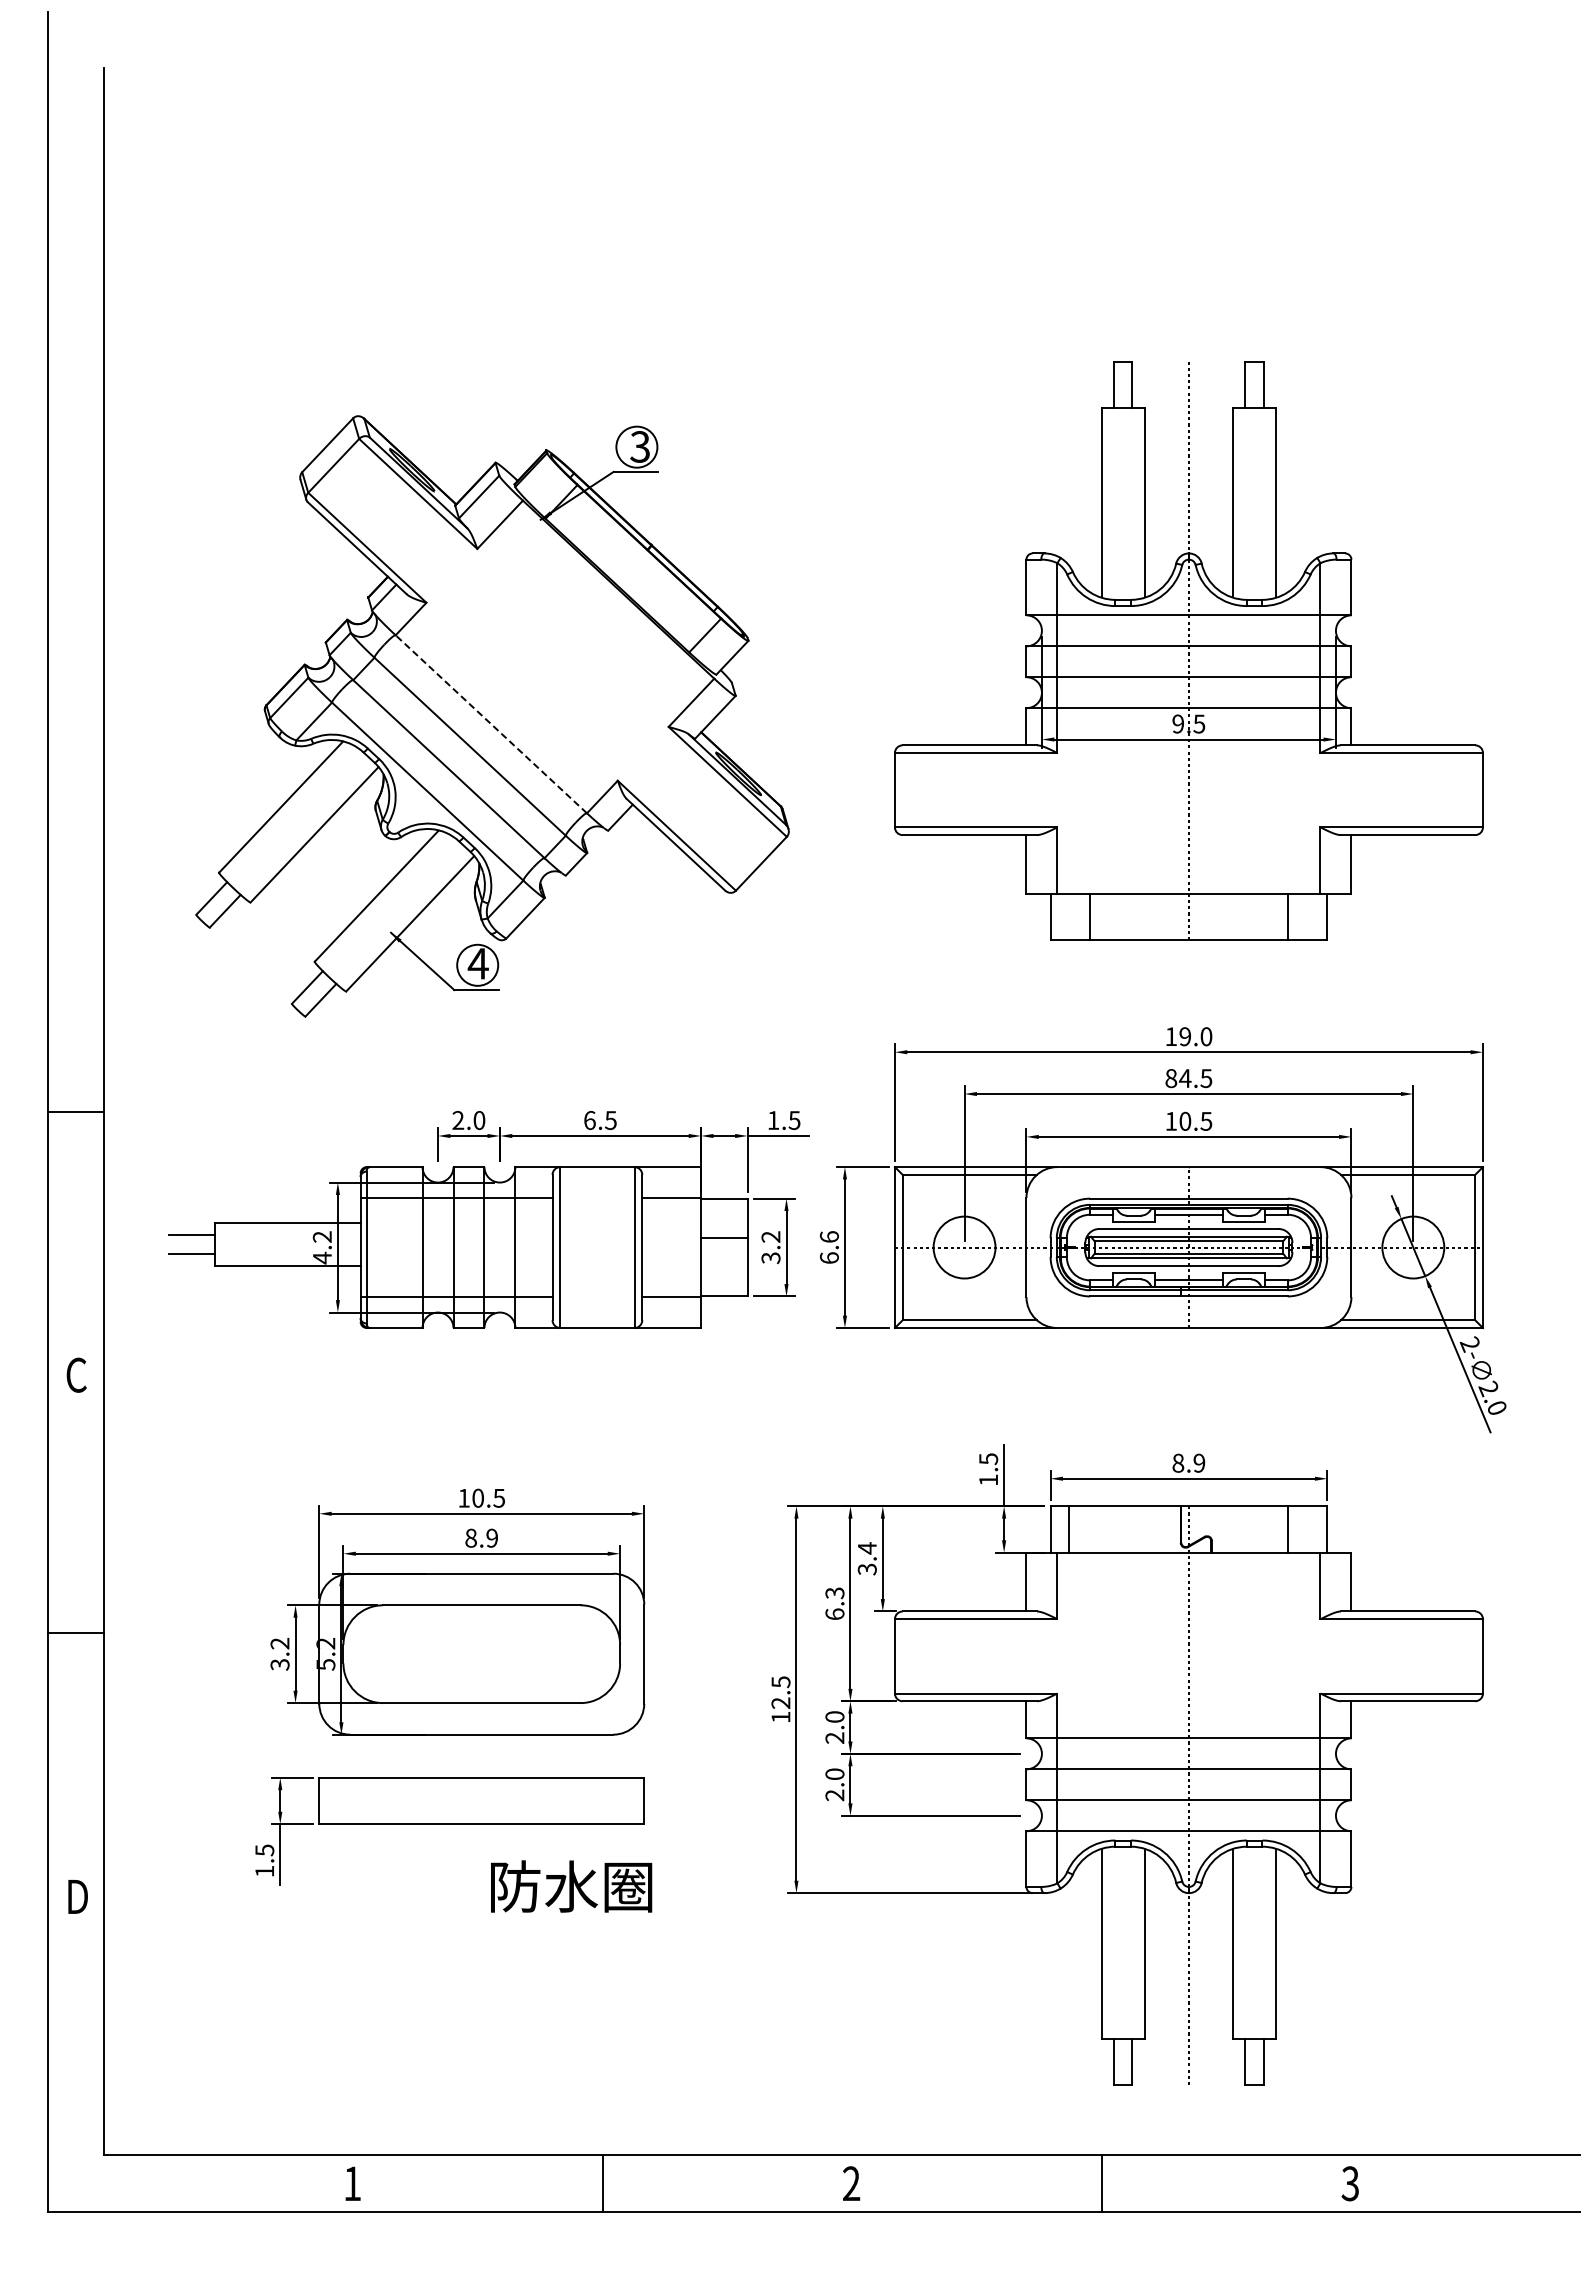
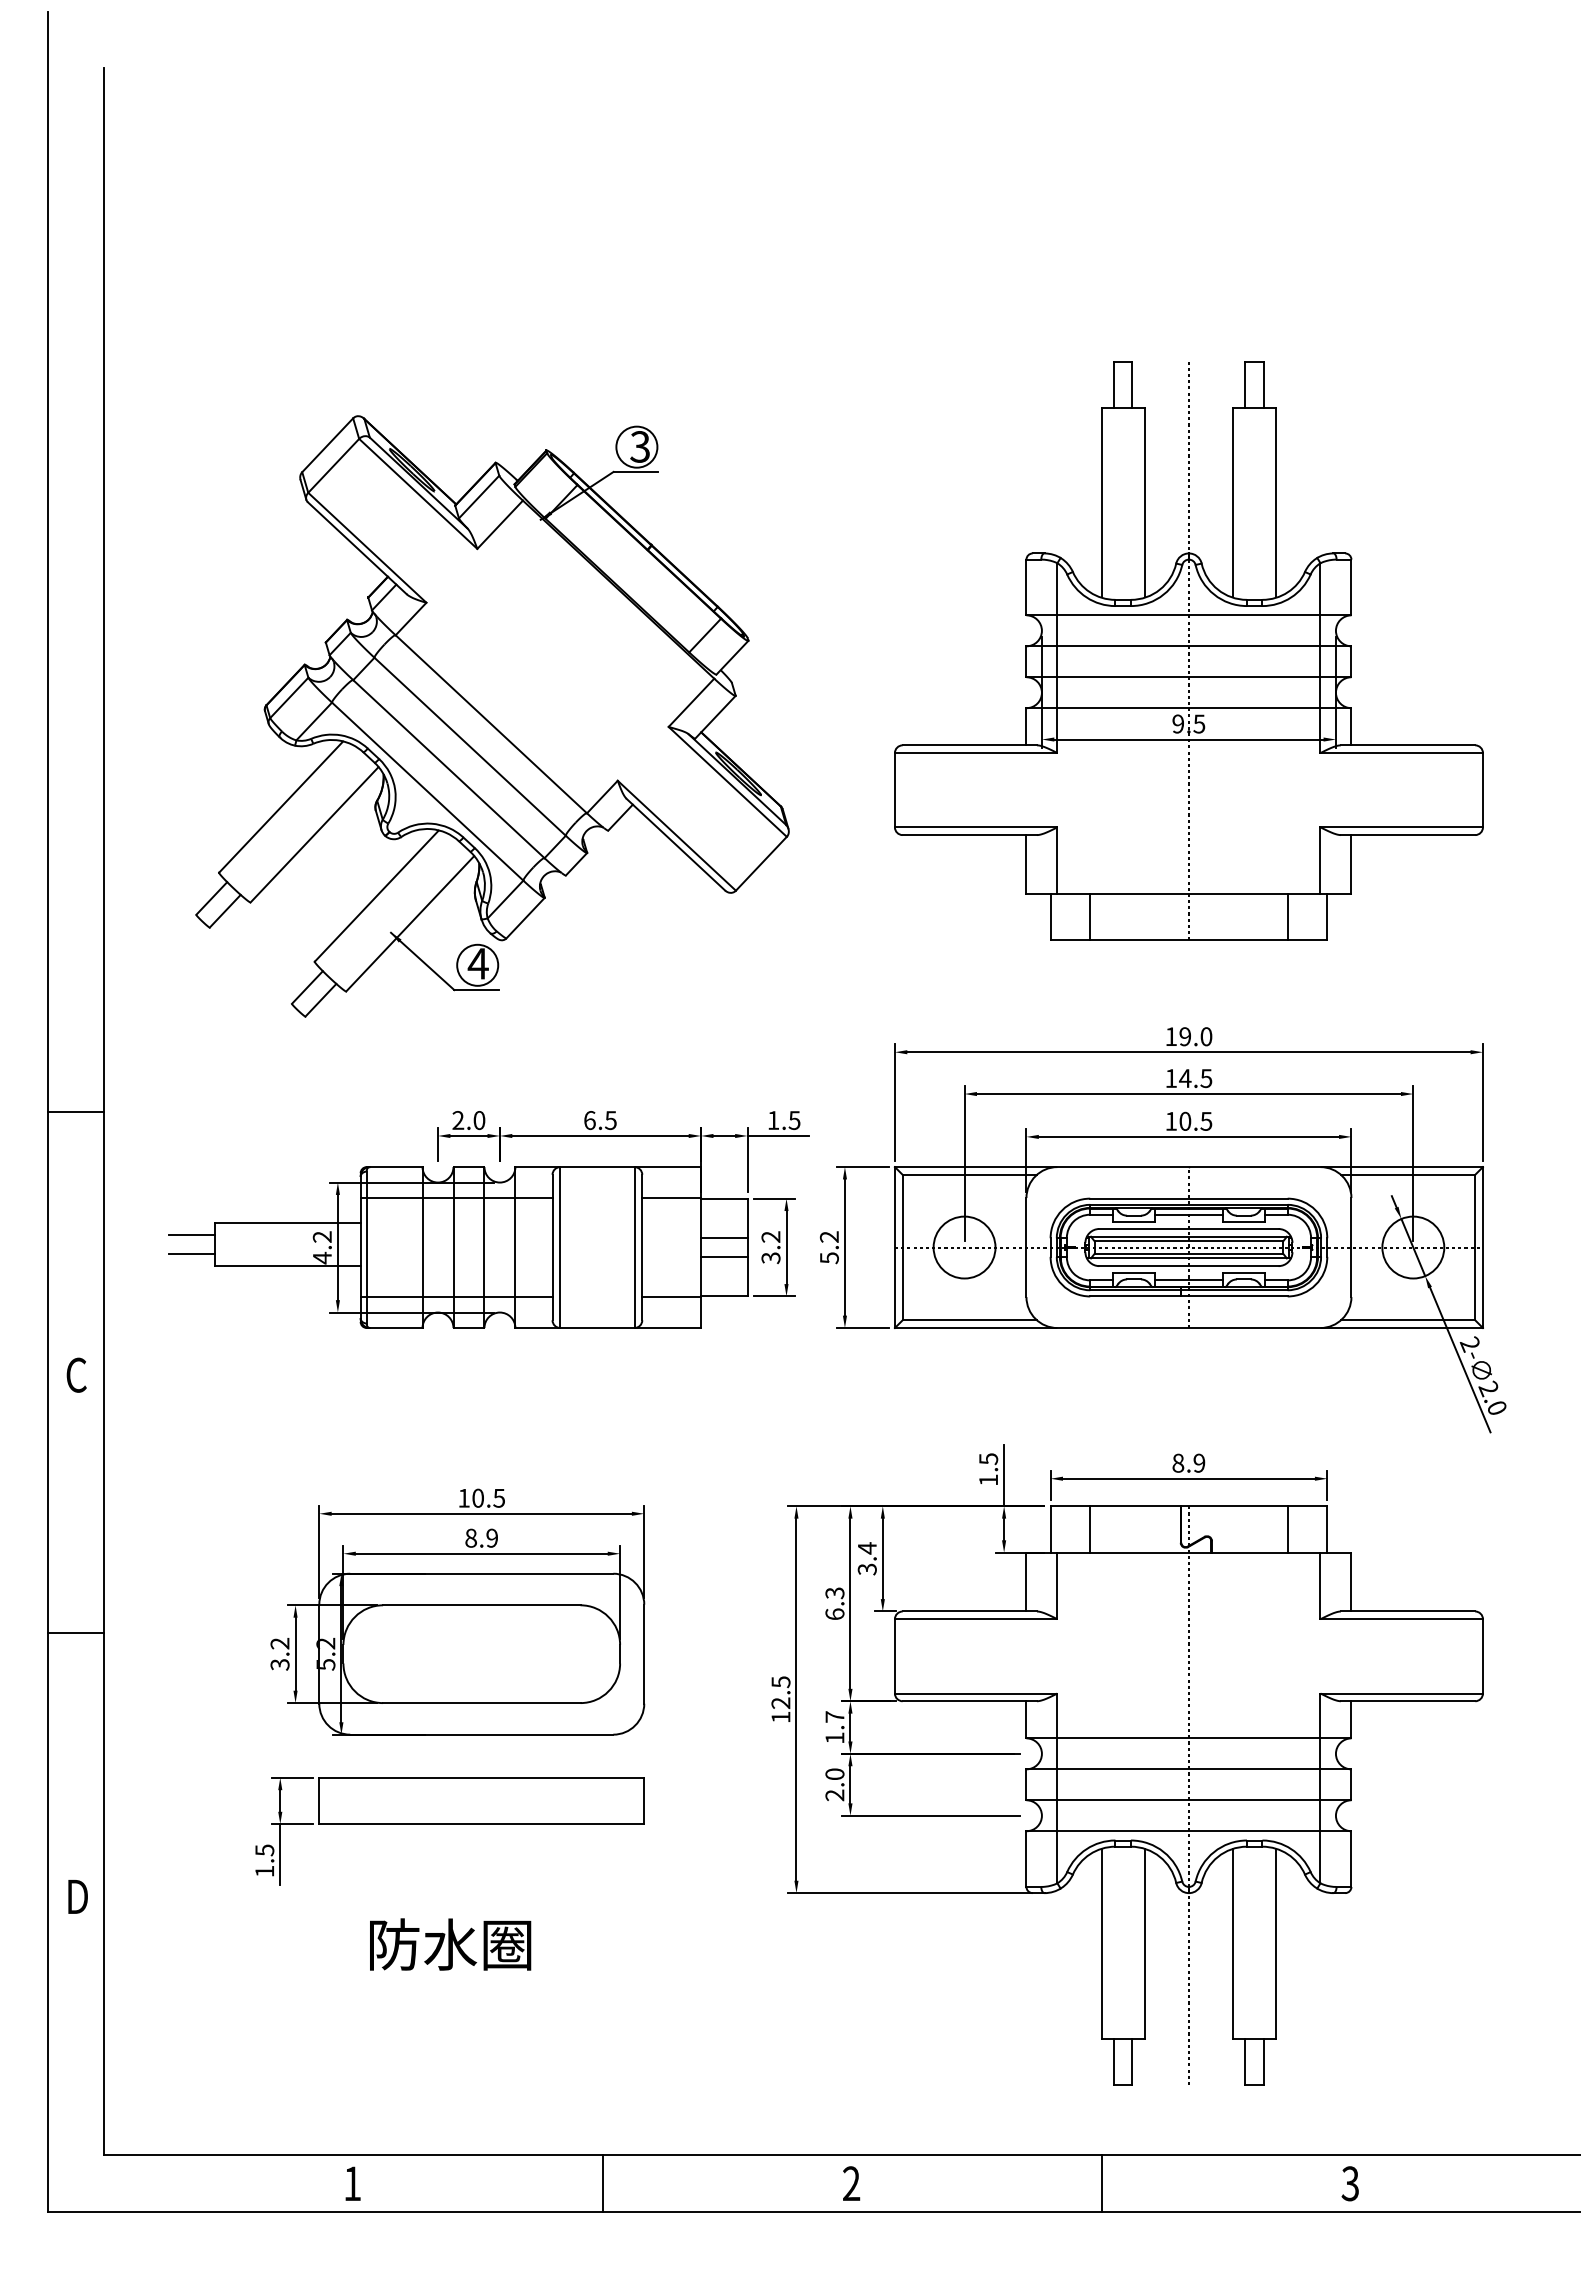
line: dashed -> solid (491, 724)
text: 84.5 -> 14.5 (1171, 1078)
text: 6.6 -> 5.2 (828, 1247)
line: none -> present (724, 1256)
line position: (1069, 1529) -> (1090, 1529) (1090, 1529)
text: 2.0 -> 1.7 (834, 1727)
text position: (571, 1886) -> (450, 1944) (450, 1944)
